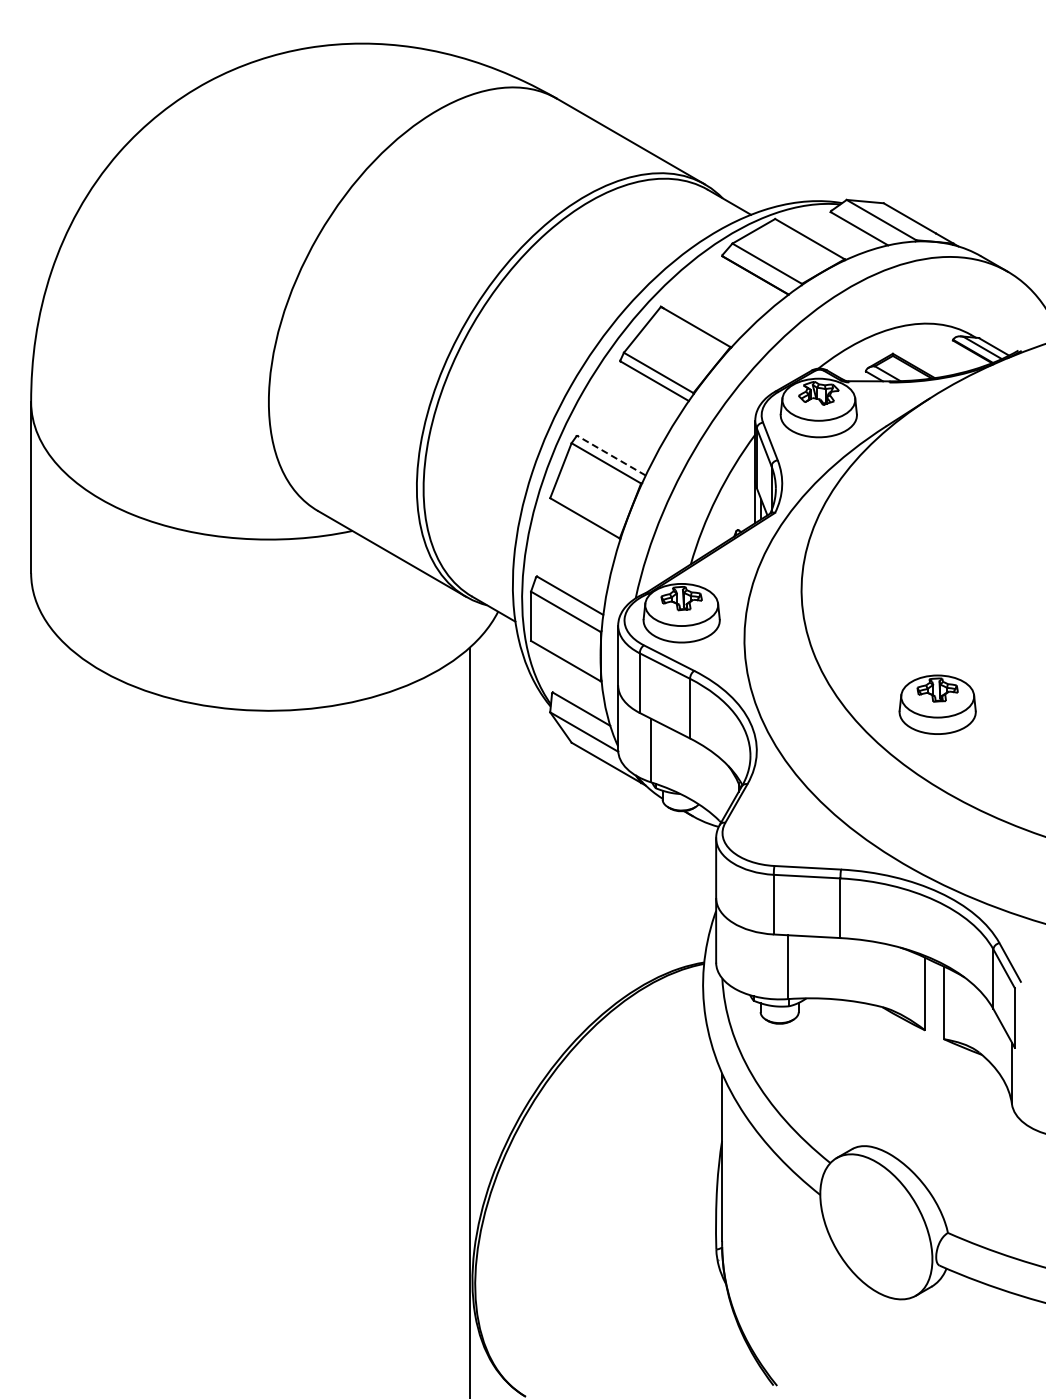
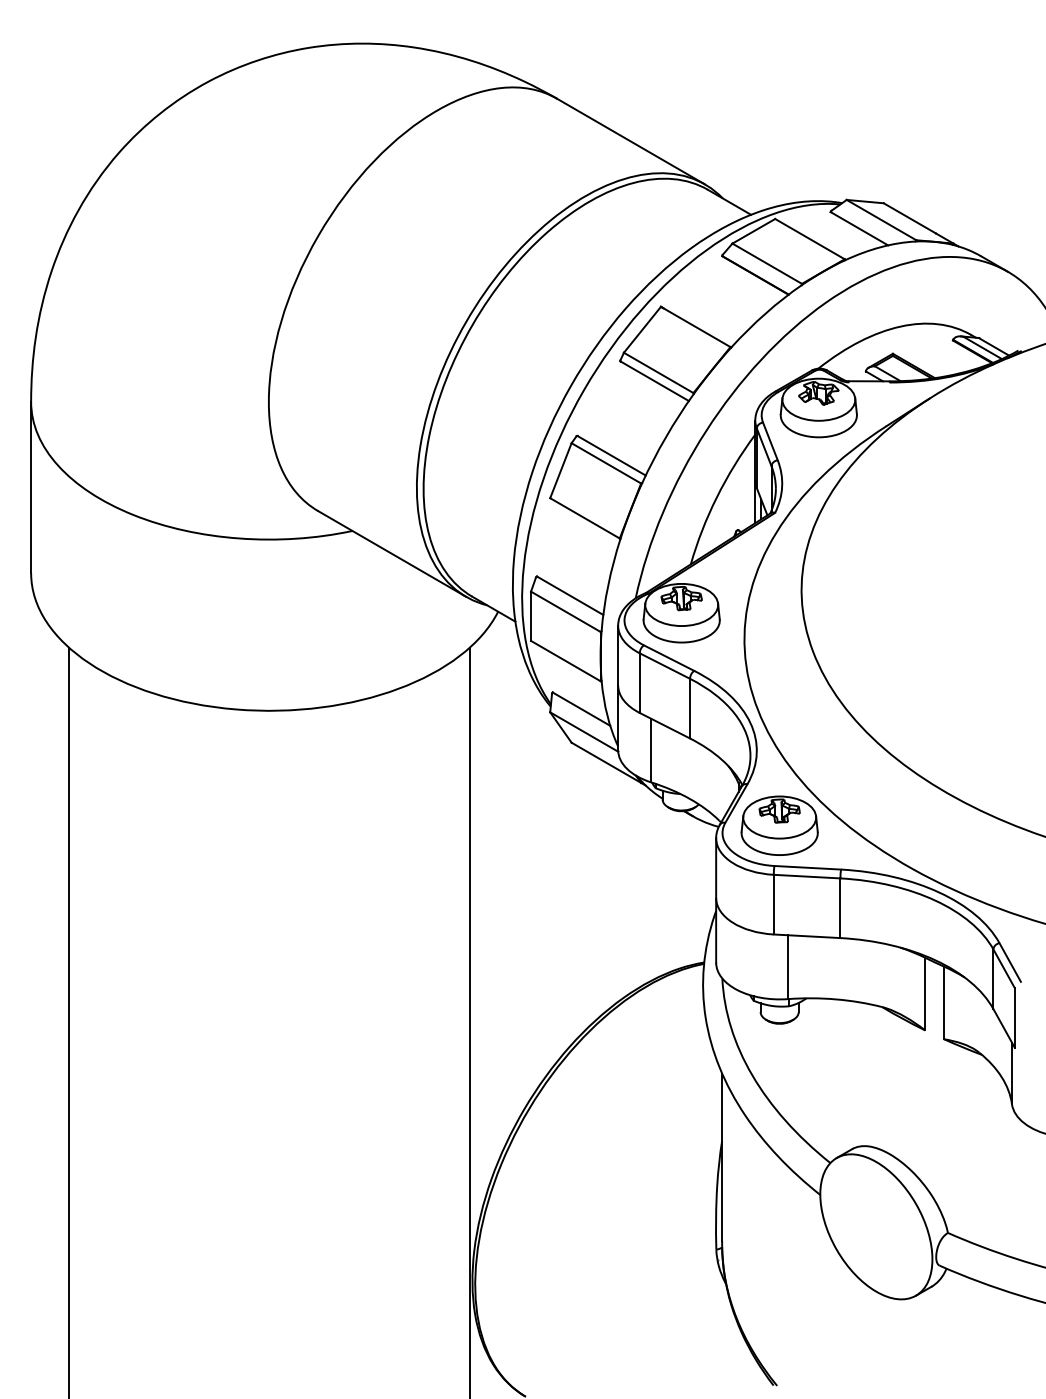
line: dashed -> solid (611, 455)
part position: (937, 704) -> (779, 825) (779, 825)
line: none -> present (69, 1021)
